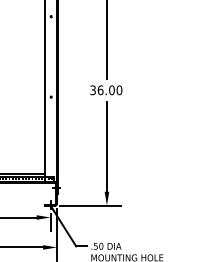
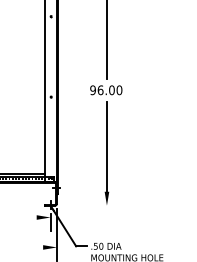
text: 36.00 -> 96.00 (92, 89)
line: present -> none (90, 205)
line: present -> none (19, 217)
line: present -> none (22, 247)
